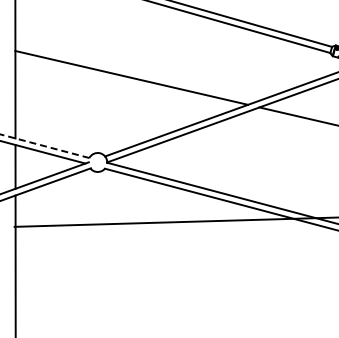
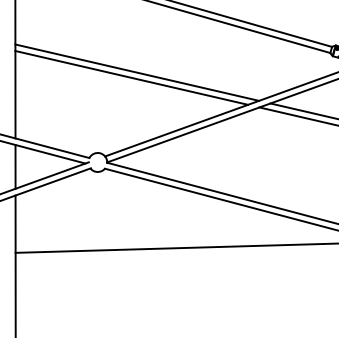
line: none -> present (137, 72)
line: none -> present (302, 110)
line: dashed -> solid (44, 146)
line position: (174, 221) -> (175, 247) (175, 247)
